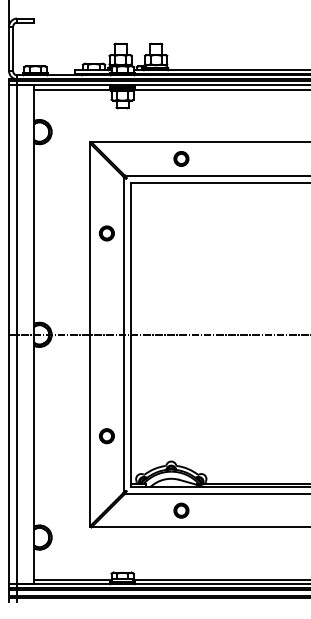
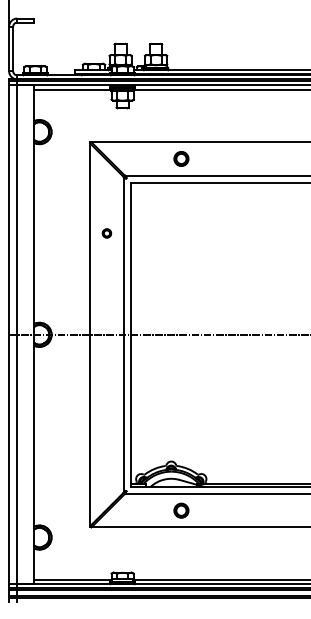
circle size: 16x17 px -> 12x11 px (106, 233)
part: present -> none (106, 436)
